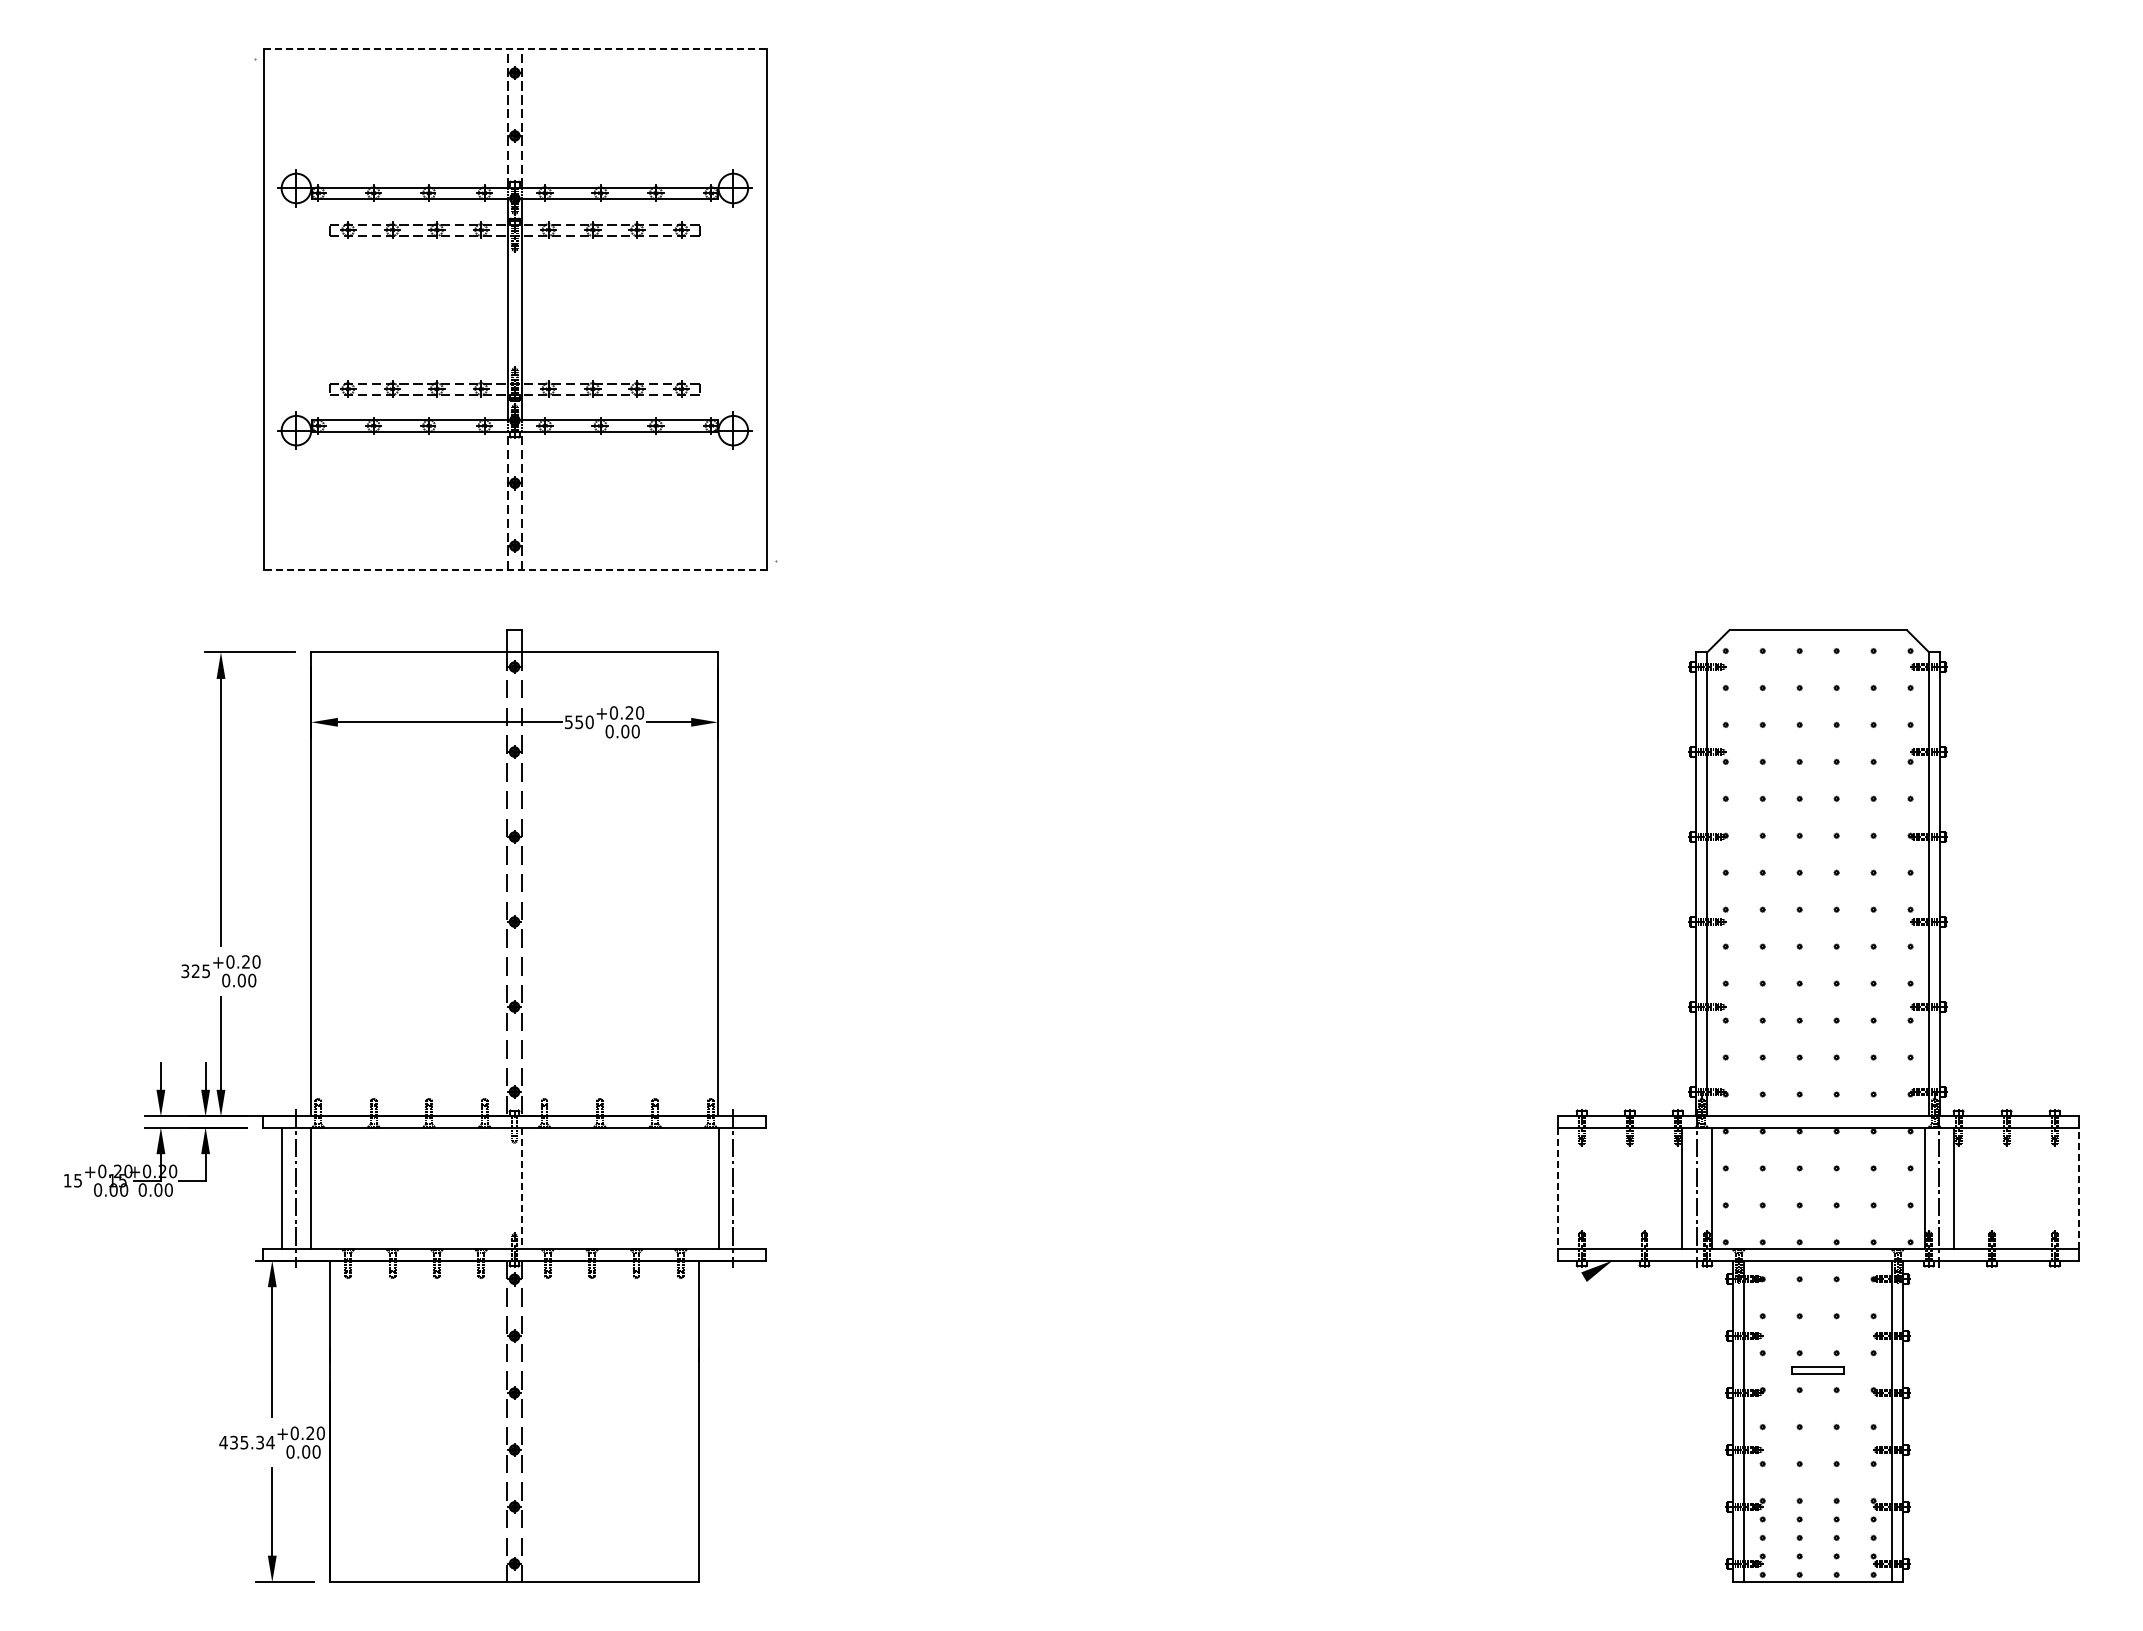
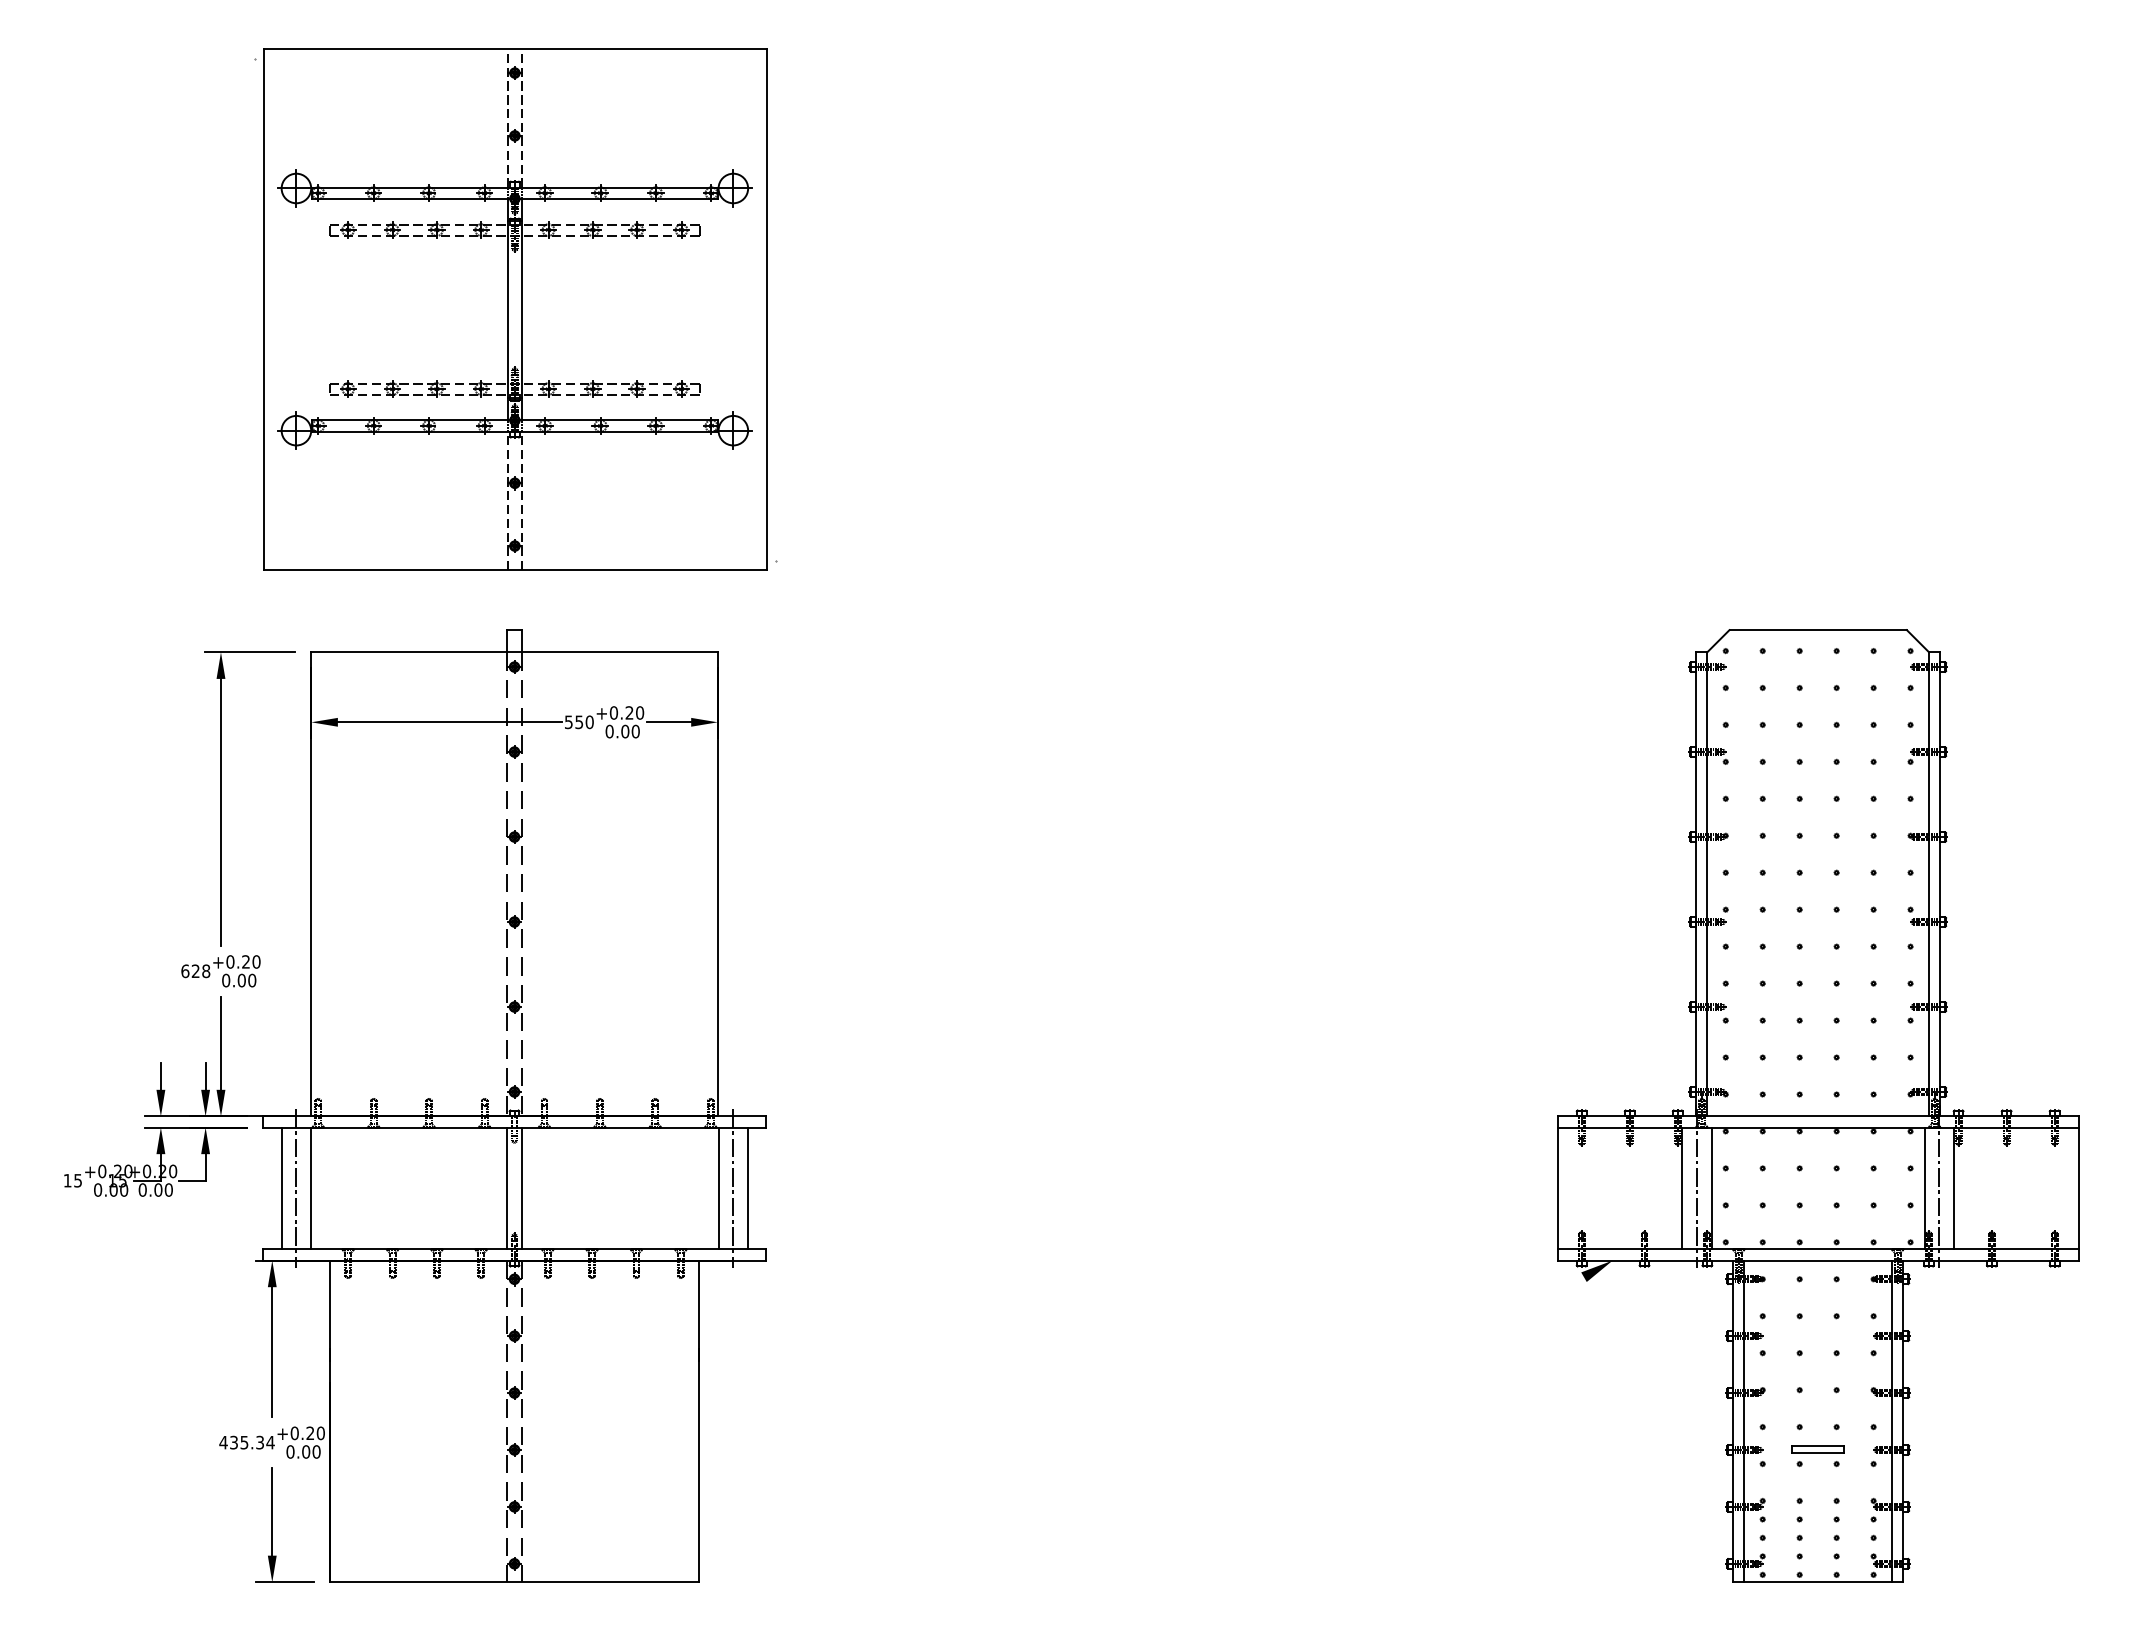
line: dashed -> solid (515, 48)
line: dashed -> solid (514, 569)
text: 325 -> 628 (195, 971)
line: none -> present (507, 1188)
line: dashed -> solid (521, 1188)
line: none -> present (748, 1188)
line: dashed -> solid (1557, 1188)
line: dashed -> solid (2078, 1188)
part position: (1817, 1370) -> (1817, 1449) (1817, 1449)
